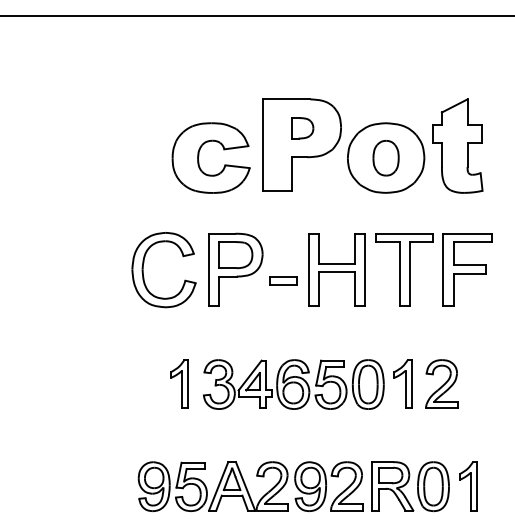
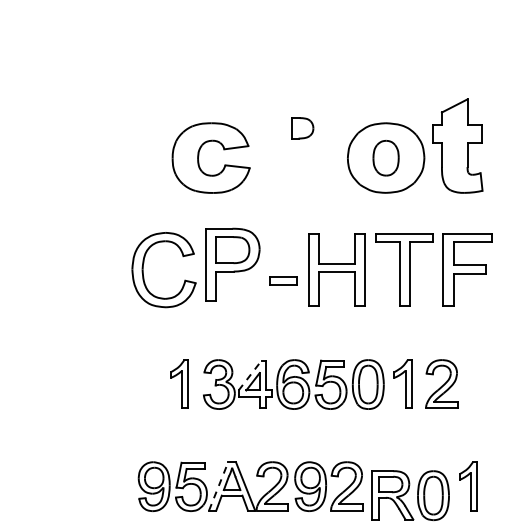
line: present -> none (256, 15)
part: present -> none (301, 144)
part position: (235, 269) -> (232, 264) (232, 264)
line: solid -> dashed (250, 375)
line: solid -> dashed (218, 485)
part position: (410, 486) -> (410, 495) (410, 495)
